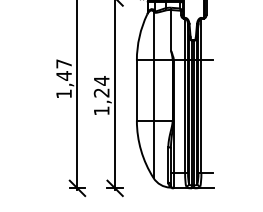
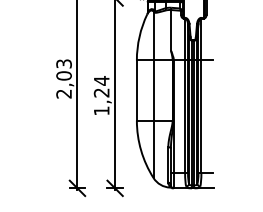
text: 1,47 -> 2,03 (63, 78)
